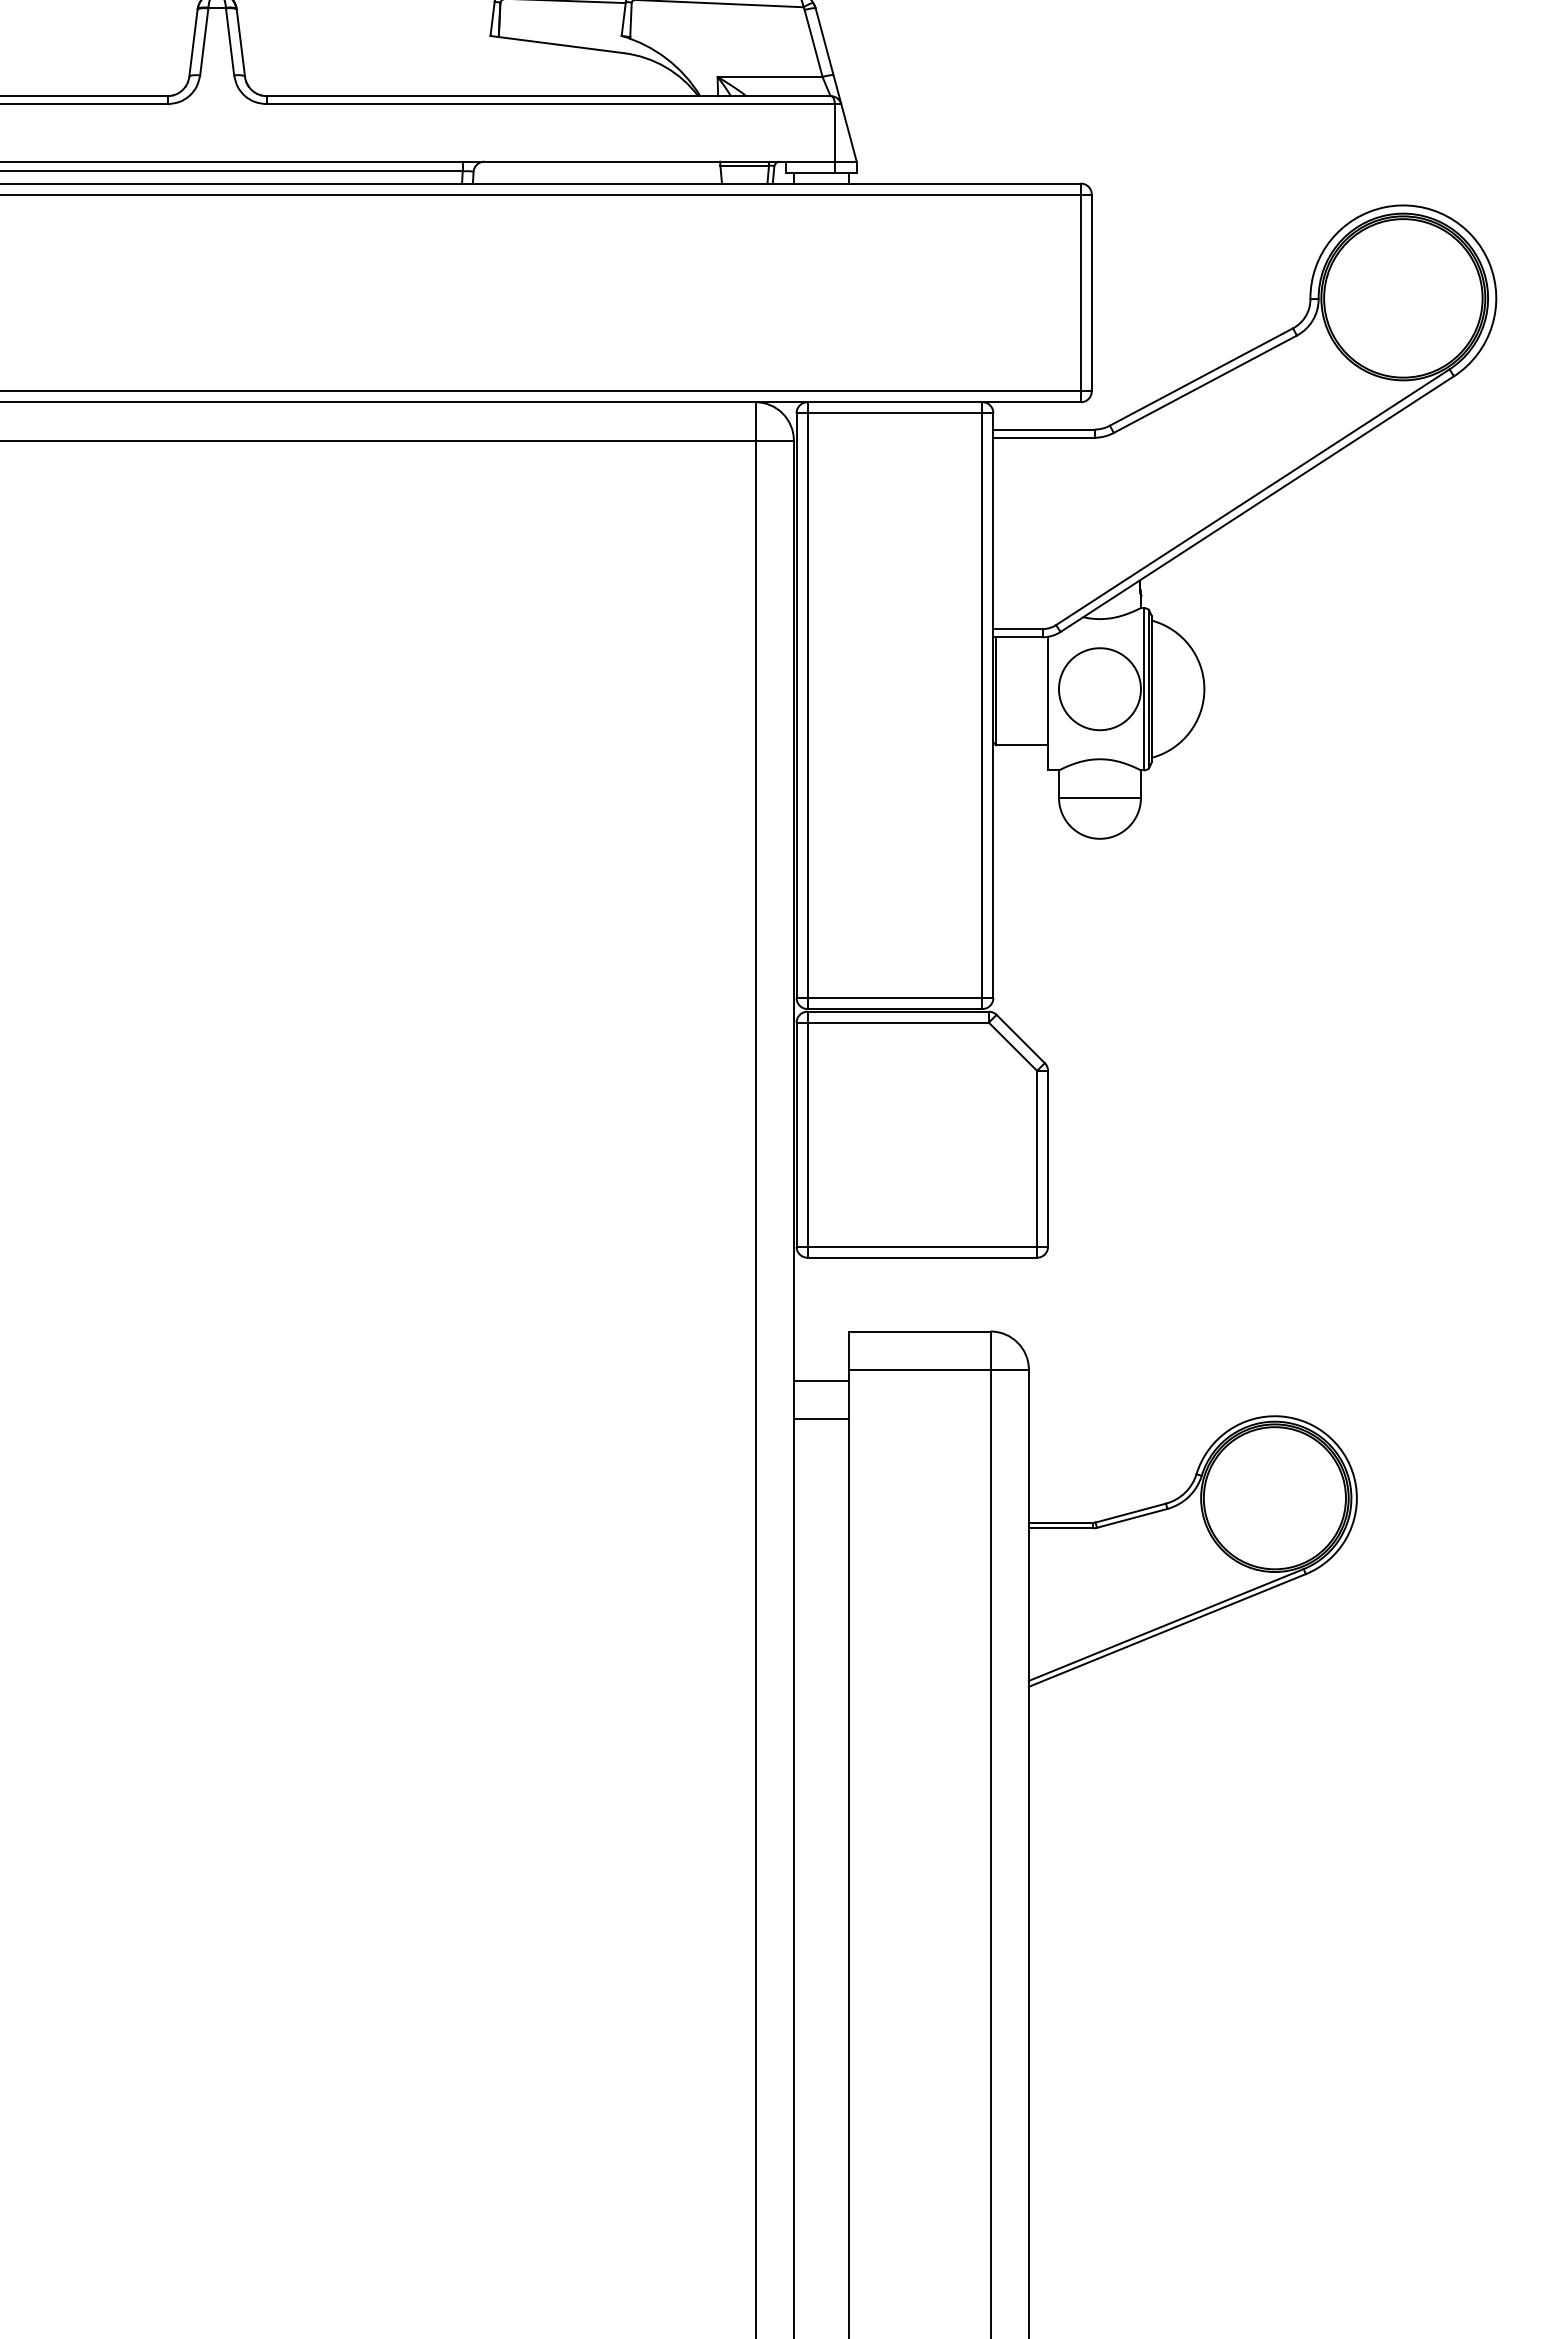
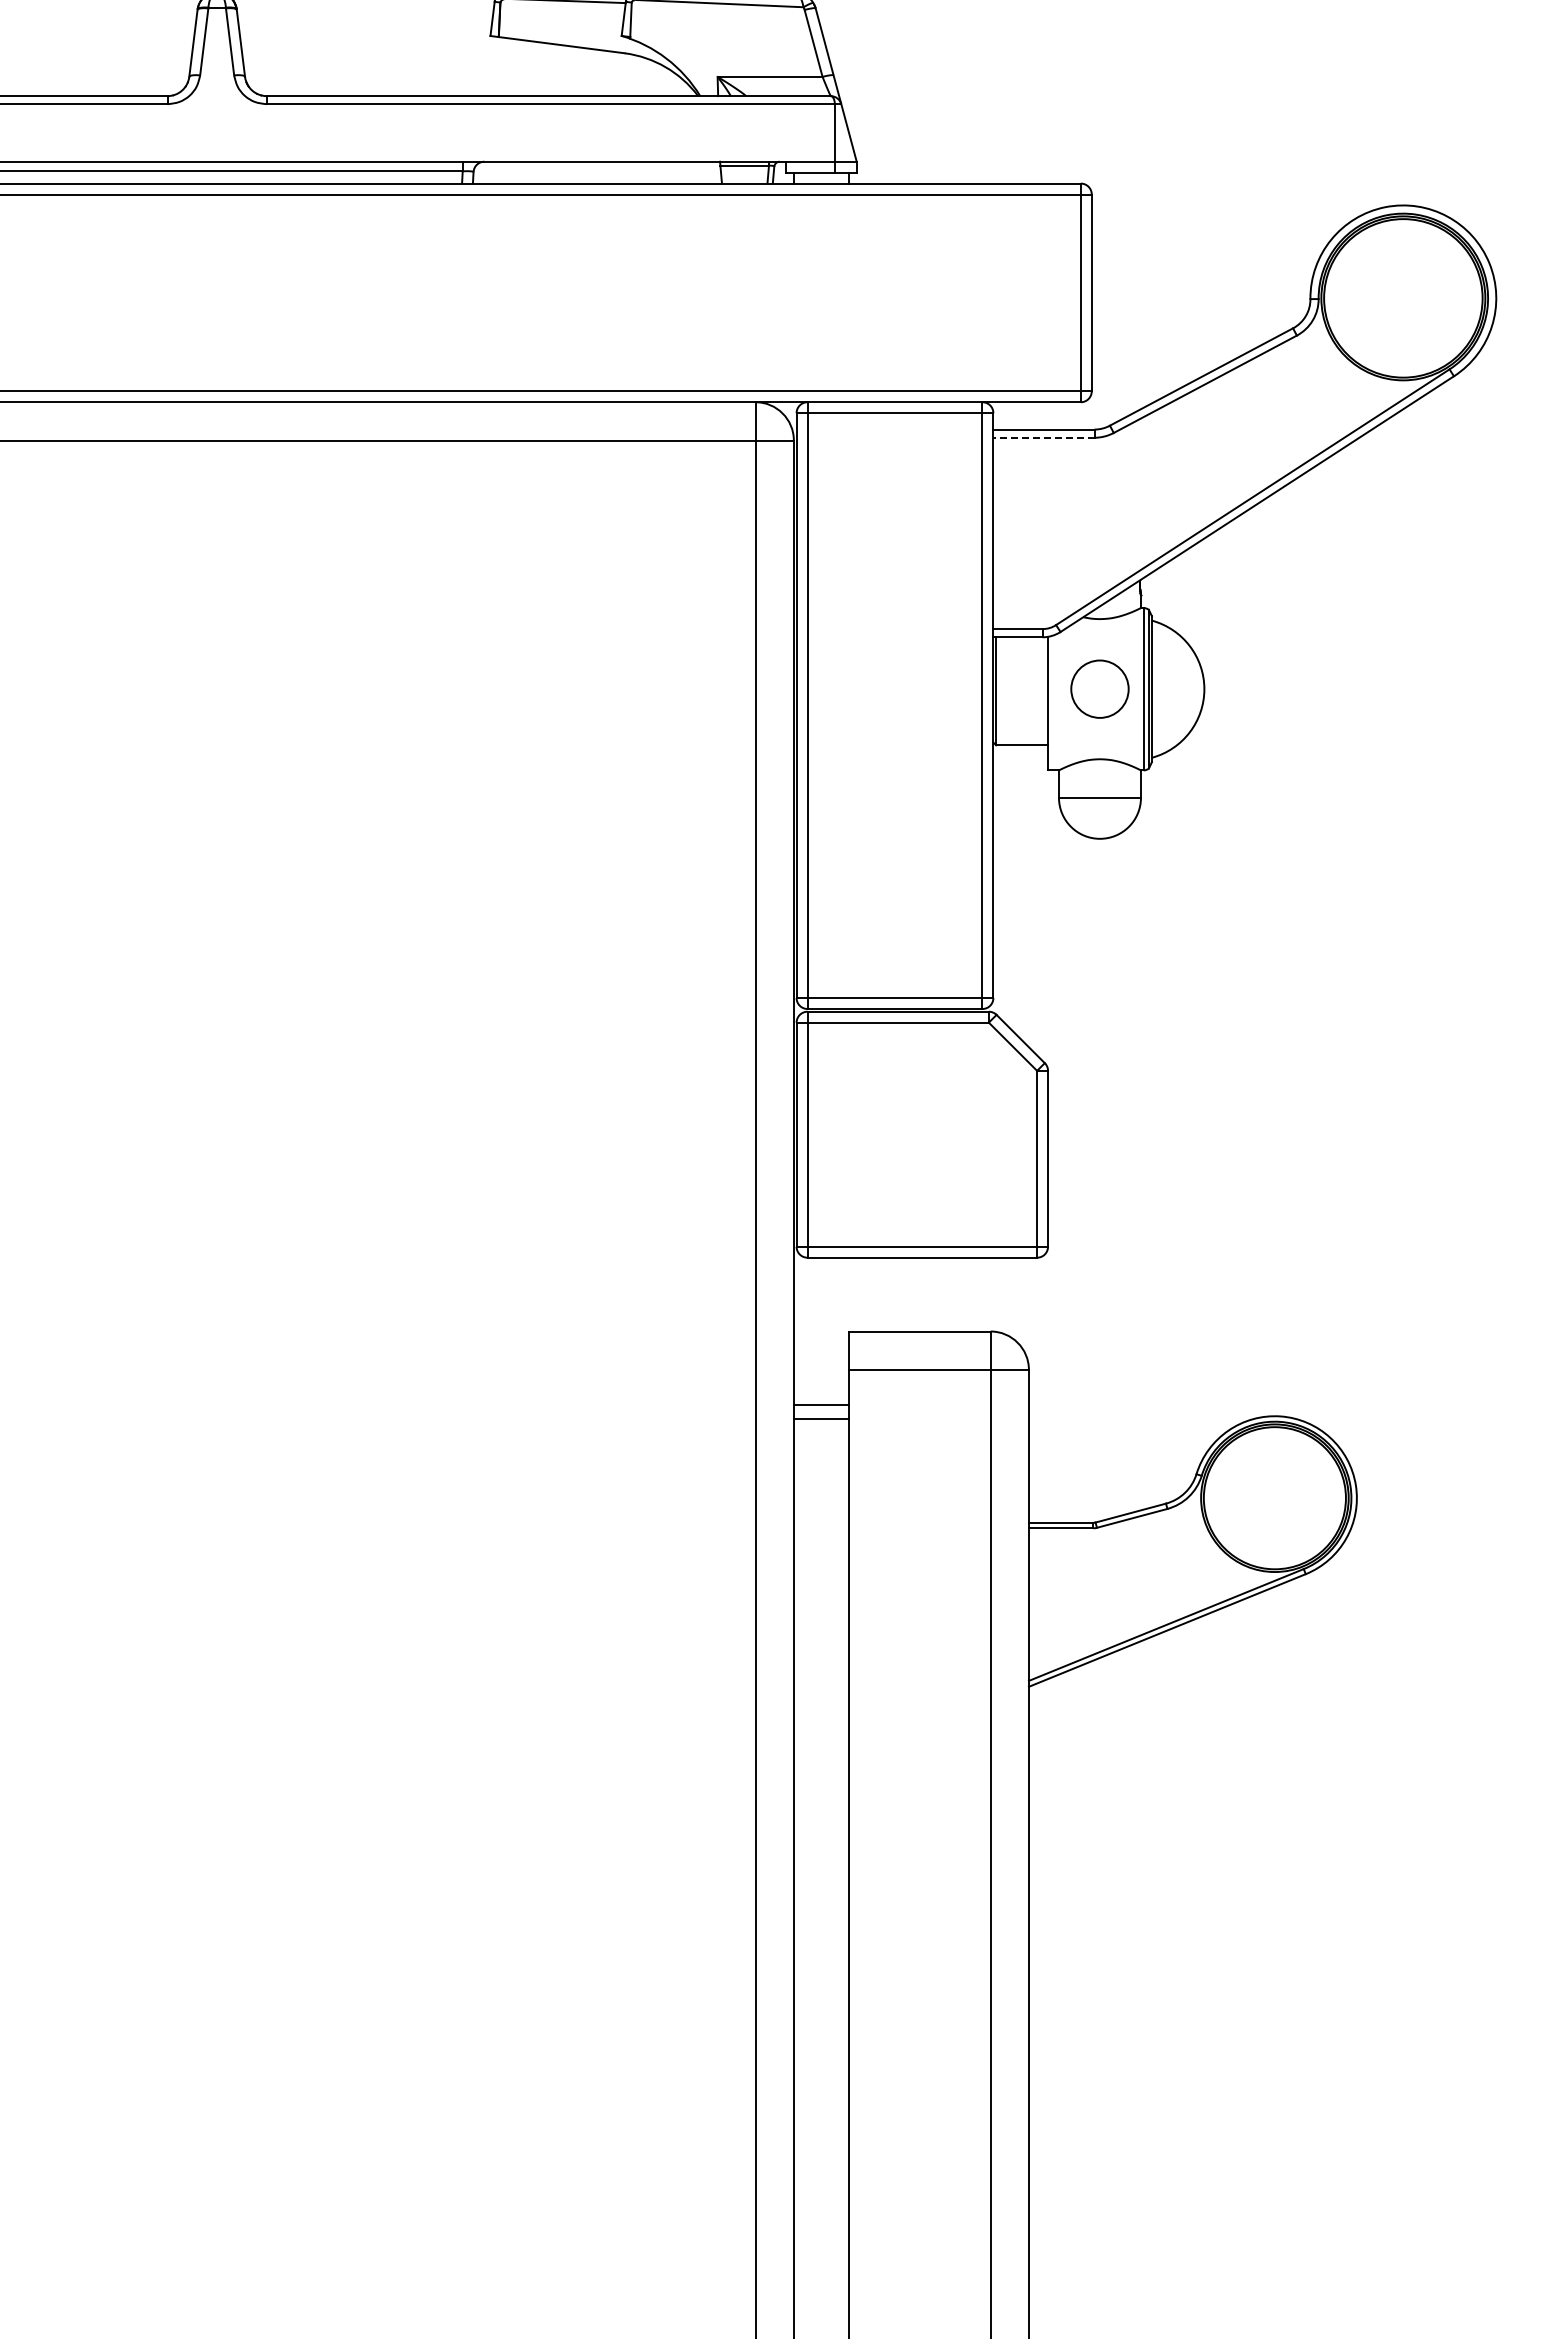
line: solid -> dashed (1043, 437)
circle diameter: 82 px -> 57 px (1099, 688)
line position: (820, 1380) -> (820, 1404) (820, 1404)
